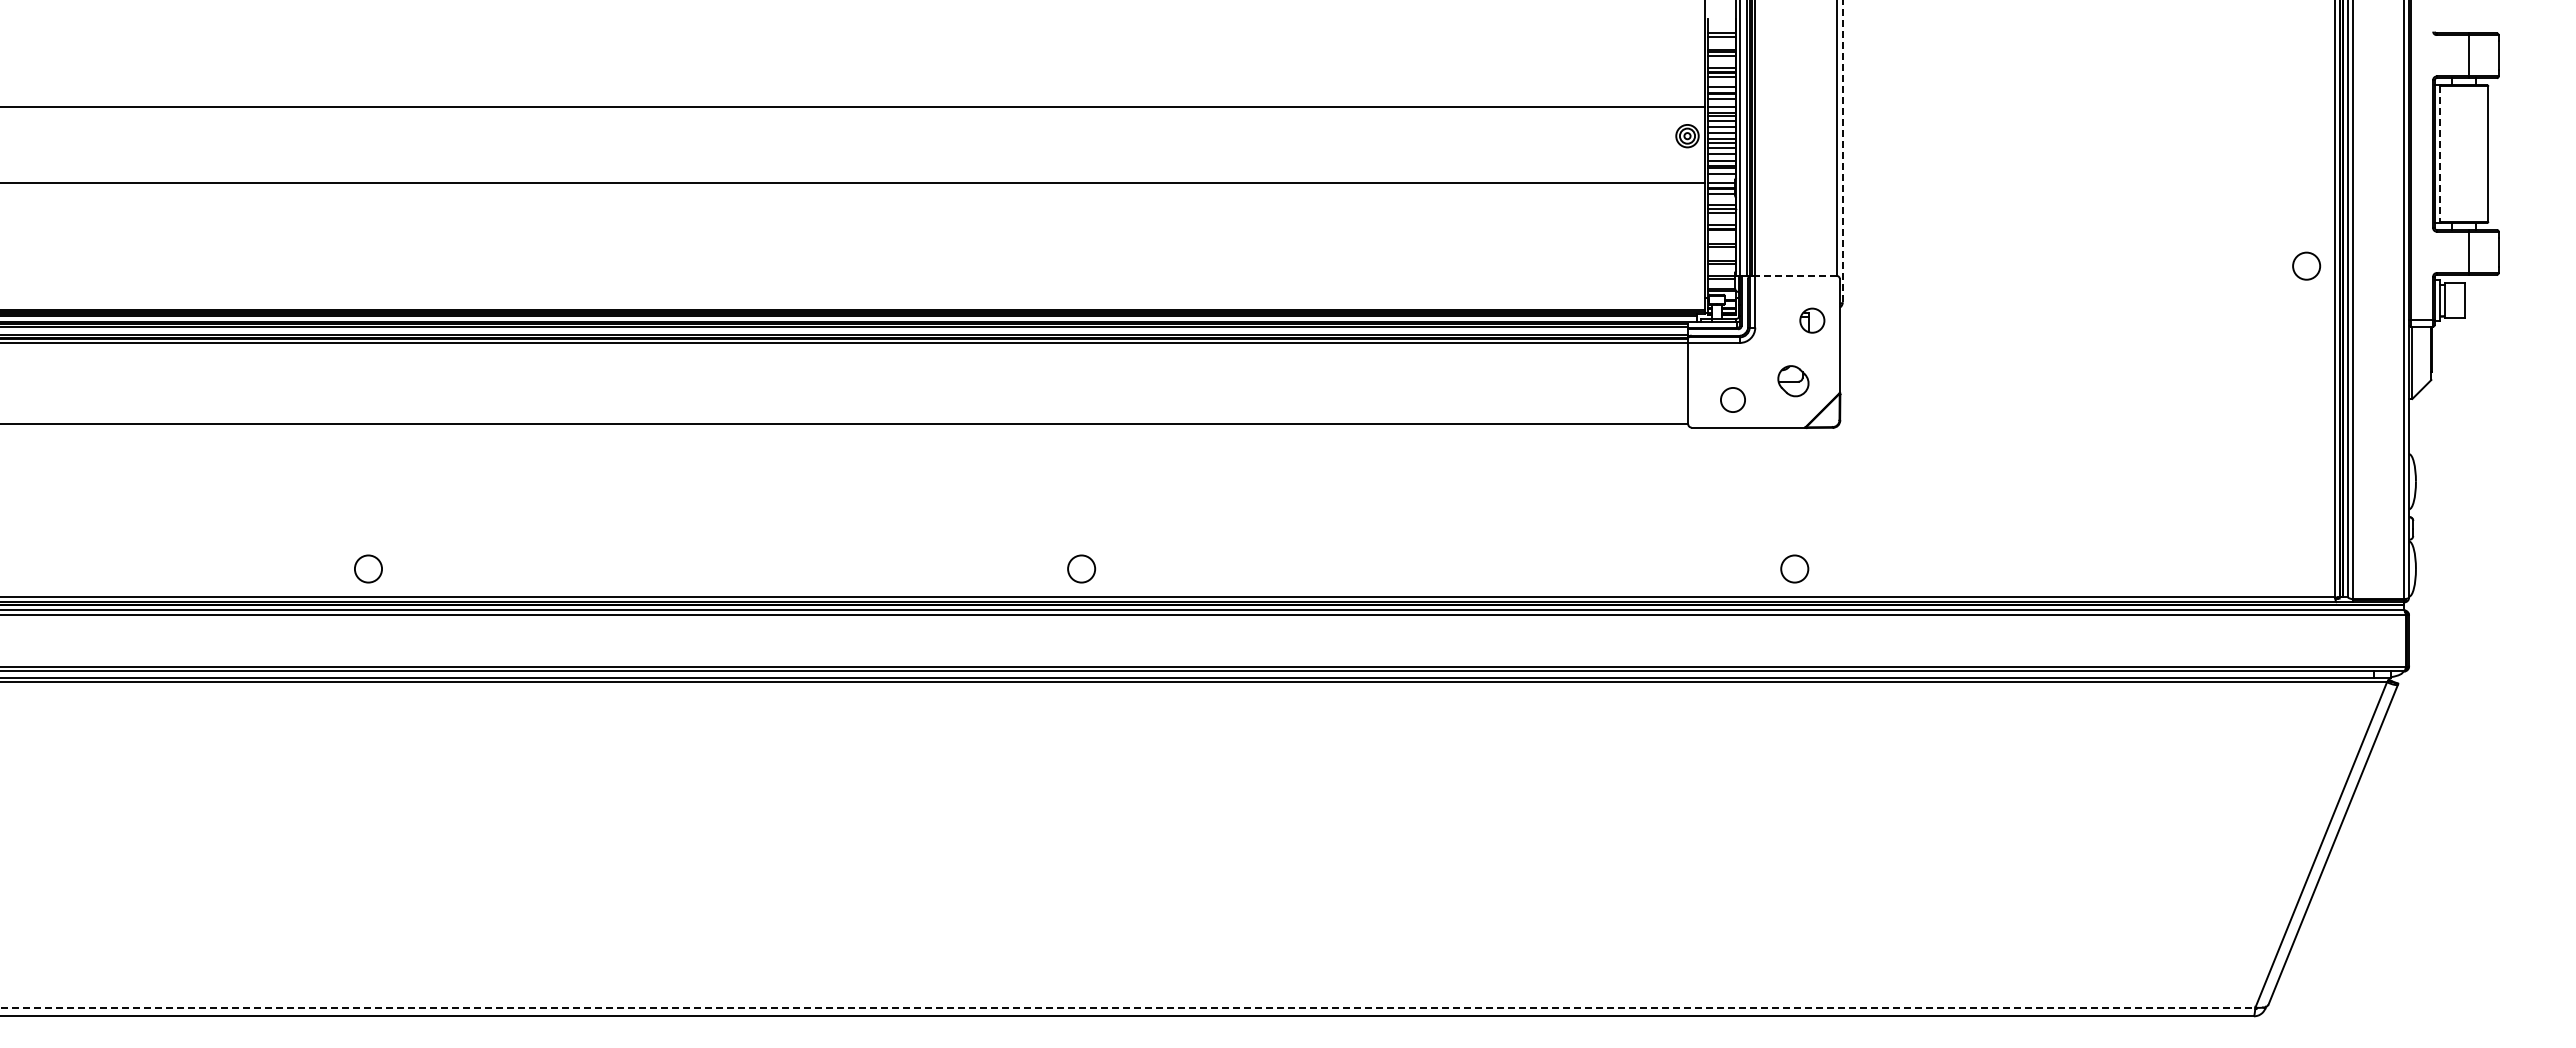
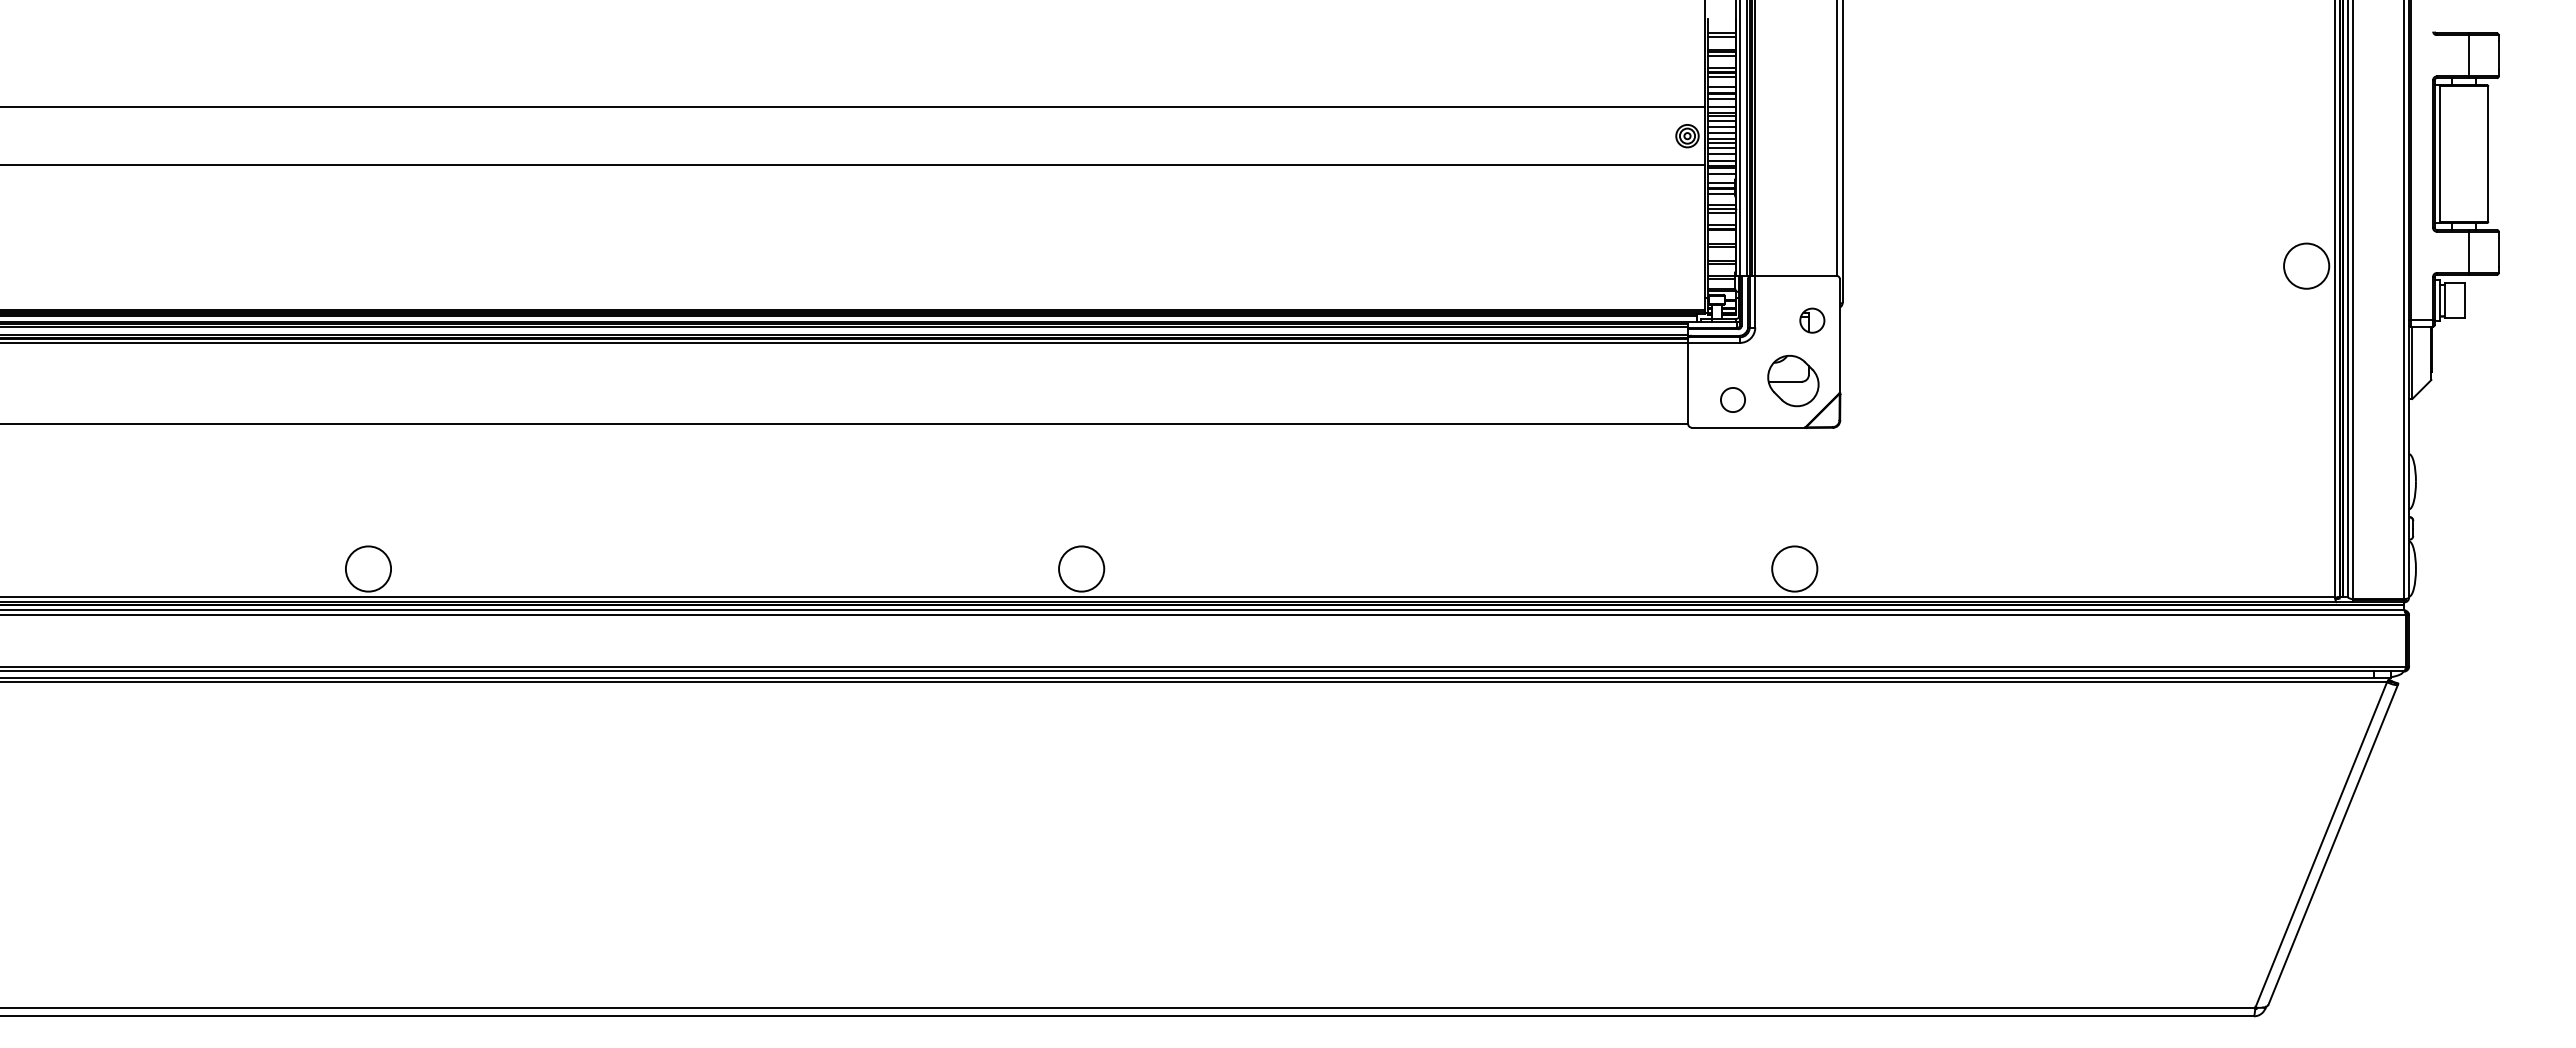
line: dashed -> solid (1842, 151)
line: dashed -> solid (2440, 154)
line position: (853, 183) -> (853, 165) (853, 165)
circle diameter: 27 px -> 45 px (2306, 265)
line: dashed -> solid (1795, 275)
part size: 33x33 px -> 53x53 px (1793, 381)
circle diameter: 27 px -> 45 px (368, 568)
circle diameter: 27 px -> 45 px (1081, 568)
circle diameter: 27 px -> 45 px (1794, 568)
line: dashed -> solid (1128, 1007)
